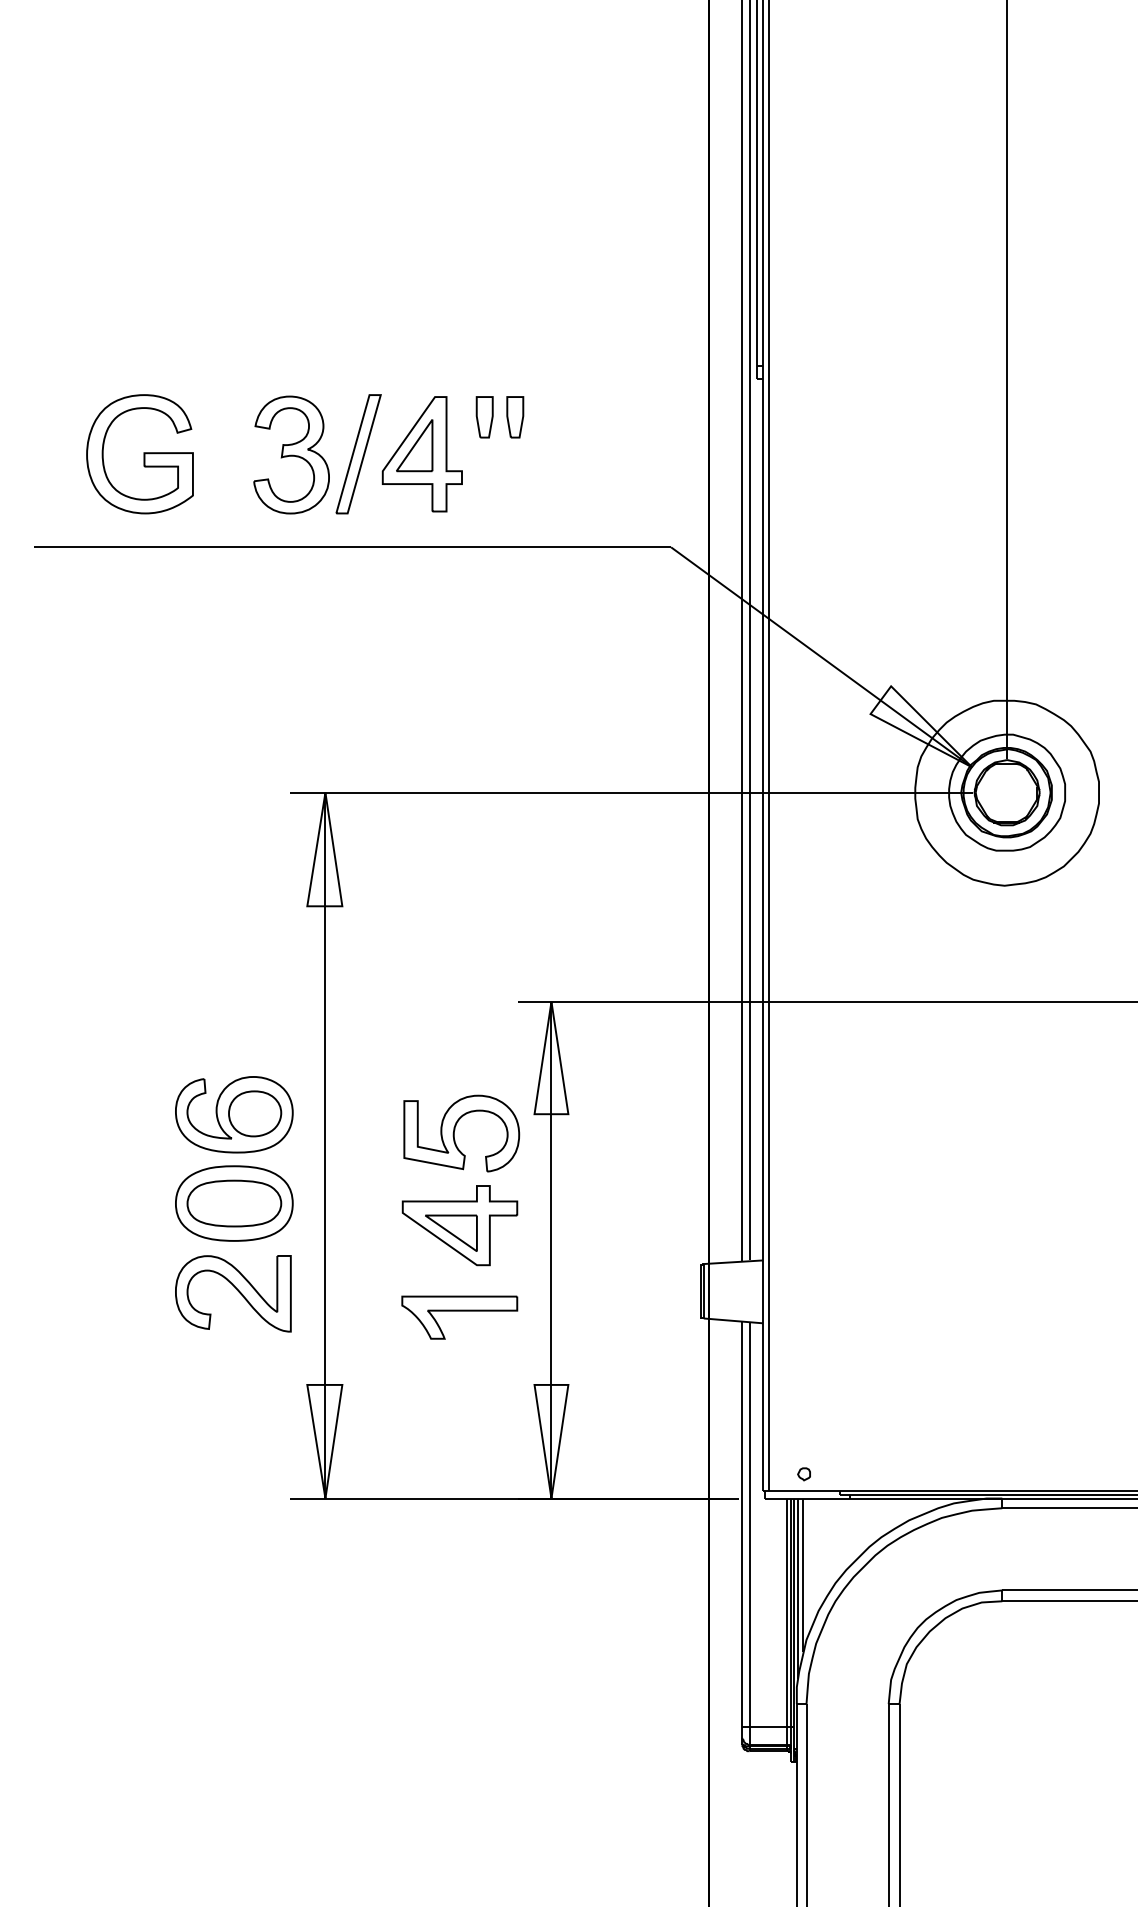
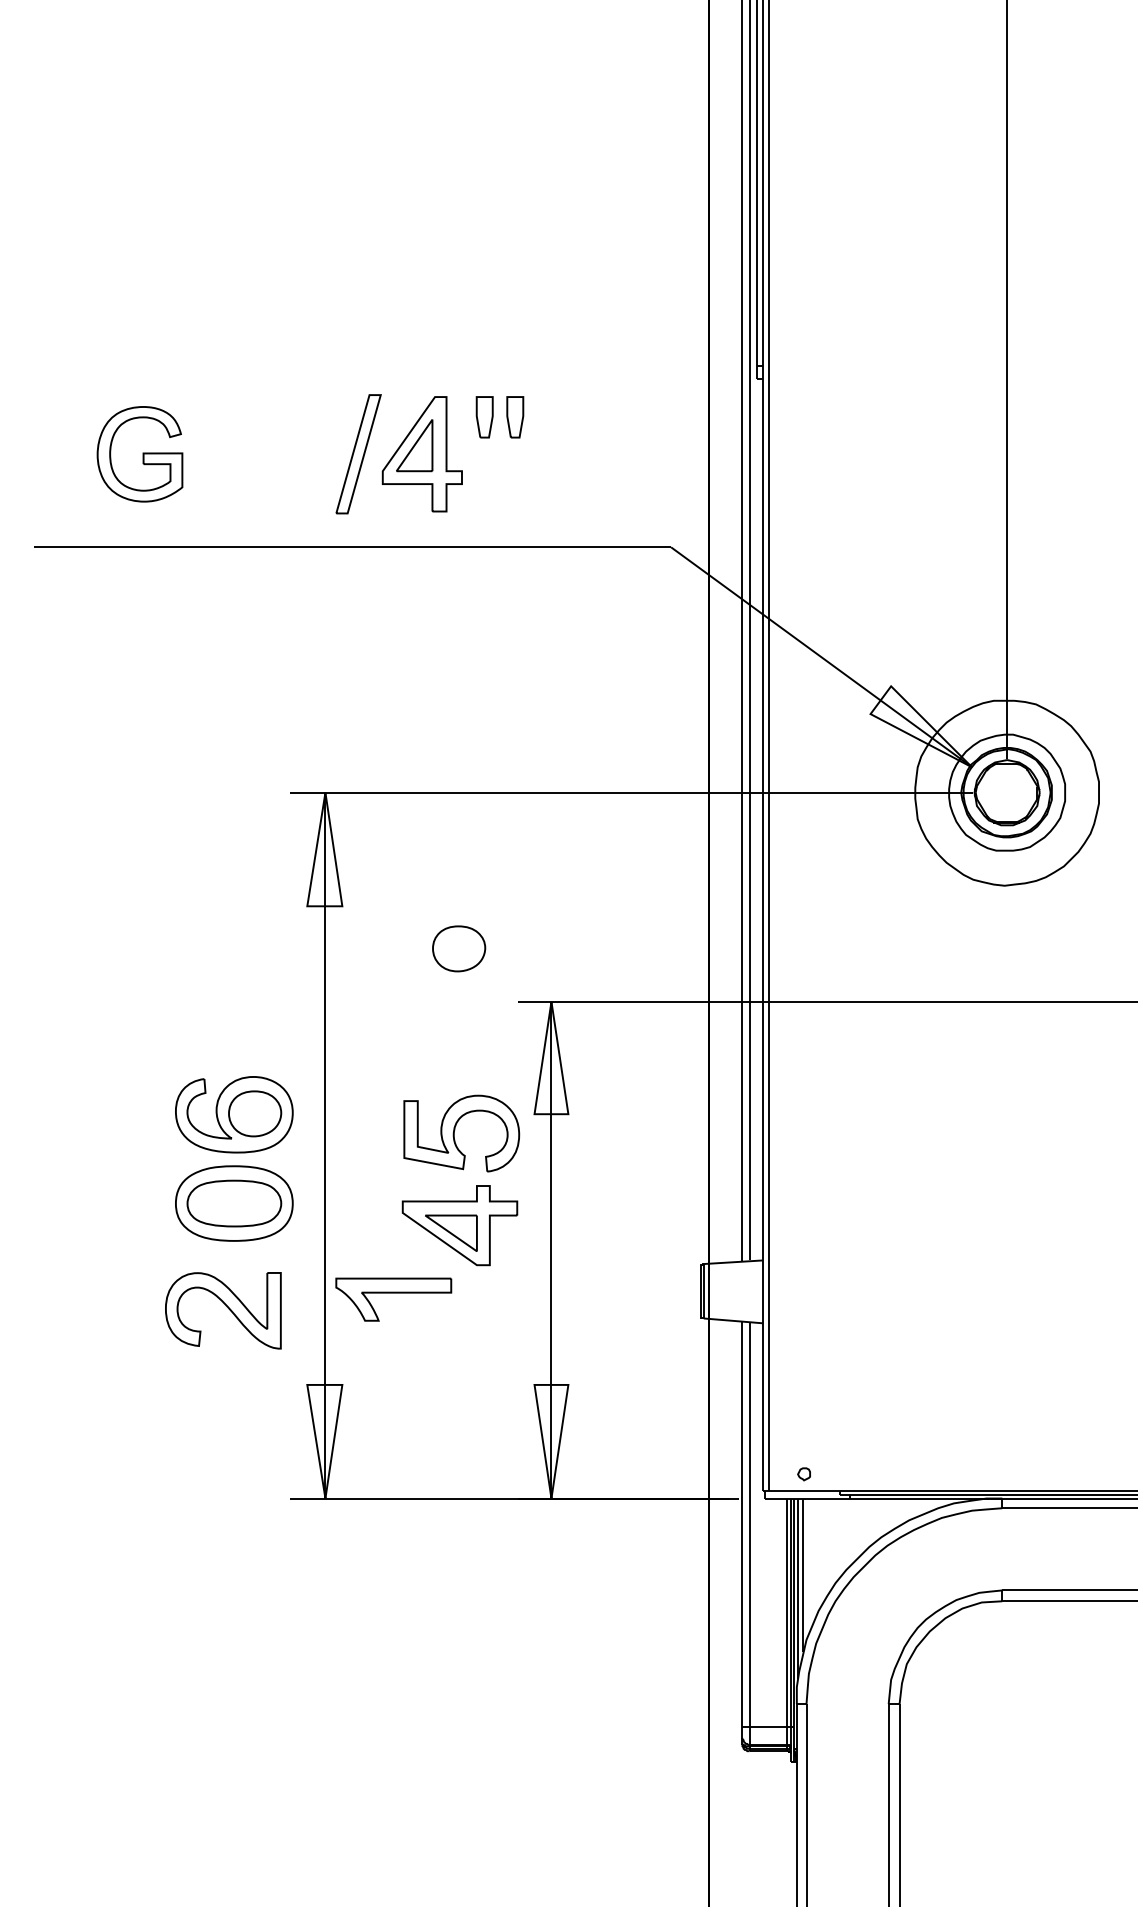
part size: 108x121 px -> 88x97 px (139, 454)
part: present -> none (291, 454)
part: none -> present (459, 948)
part position: (233, 1293) -> (223, 1310) (223, 1310)
part position: (459, 1317) -> (393, 1299) (393, 1299)
